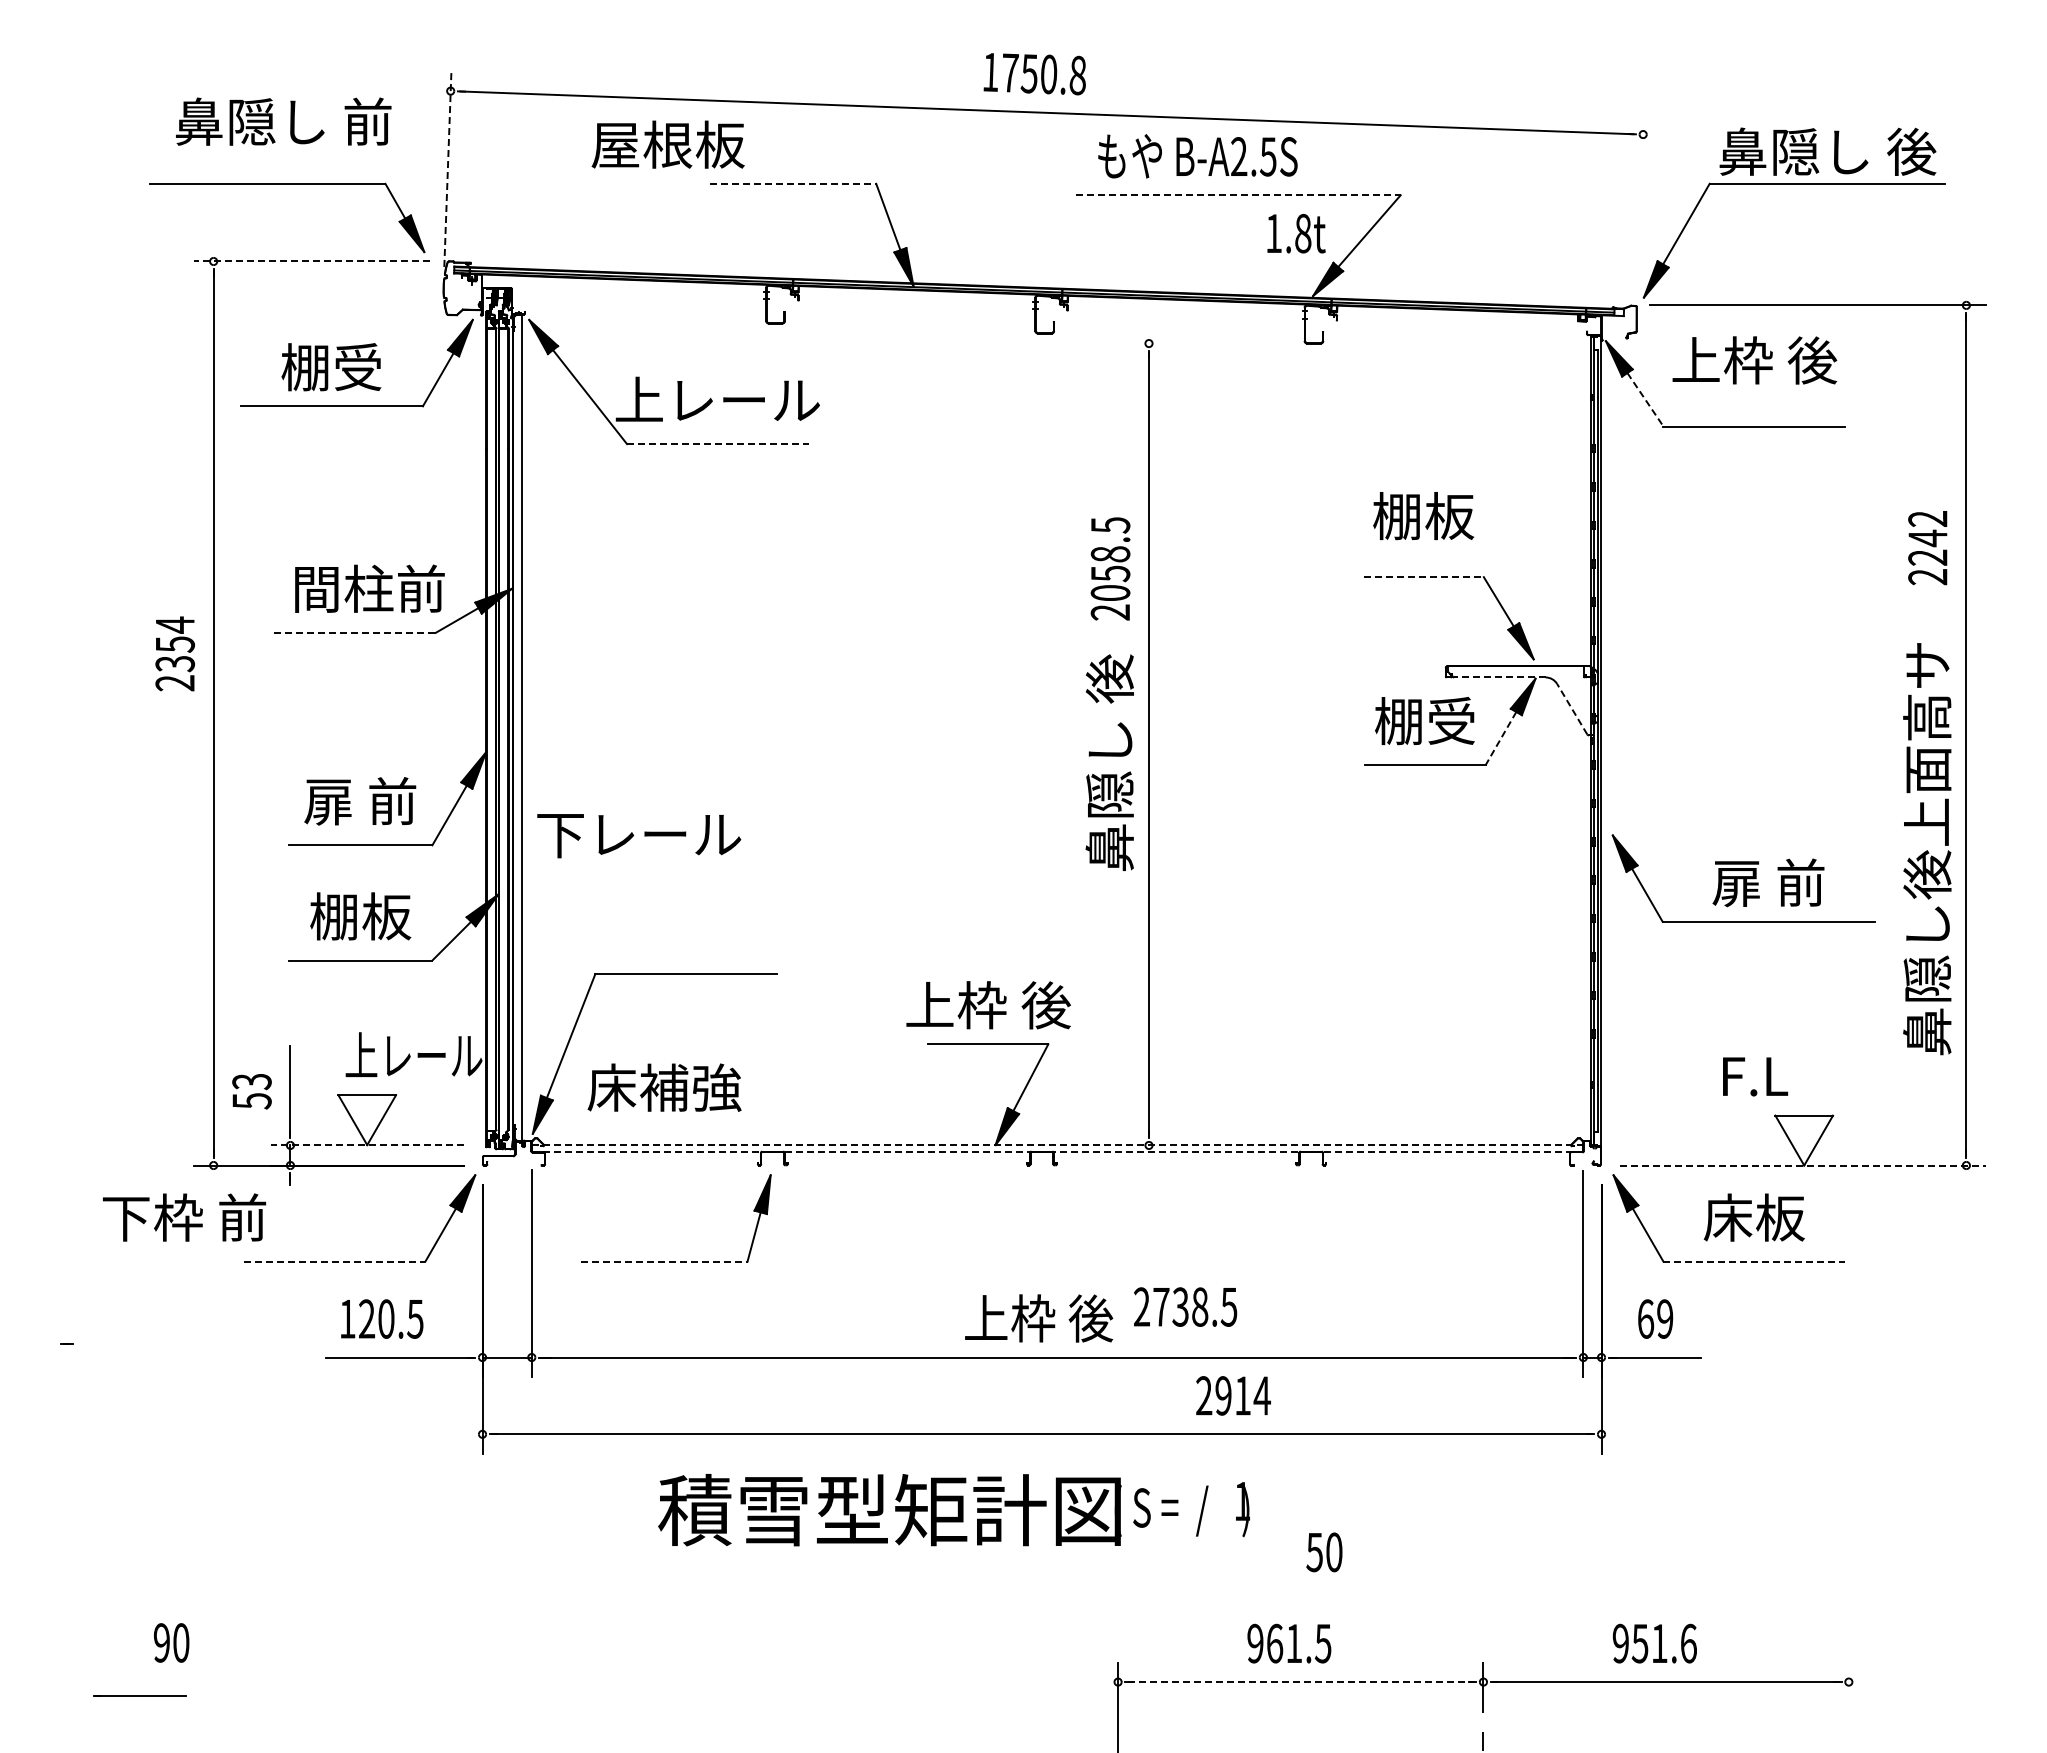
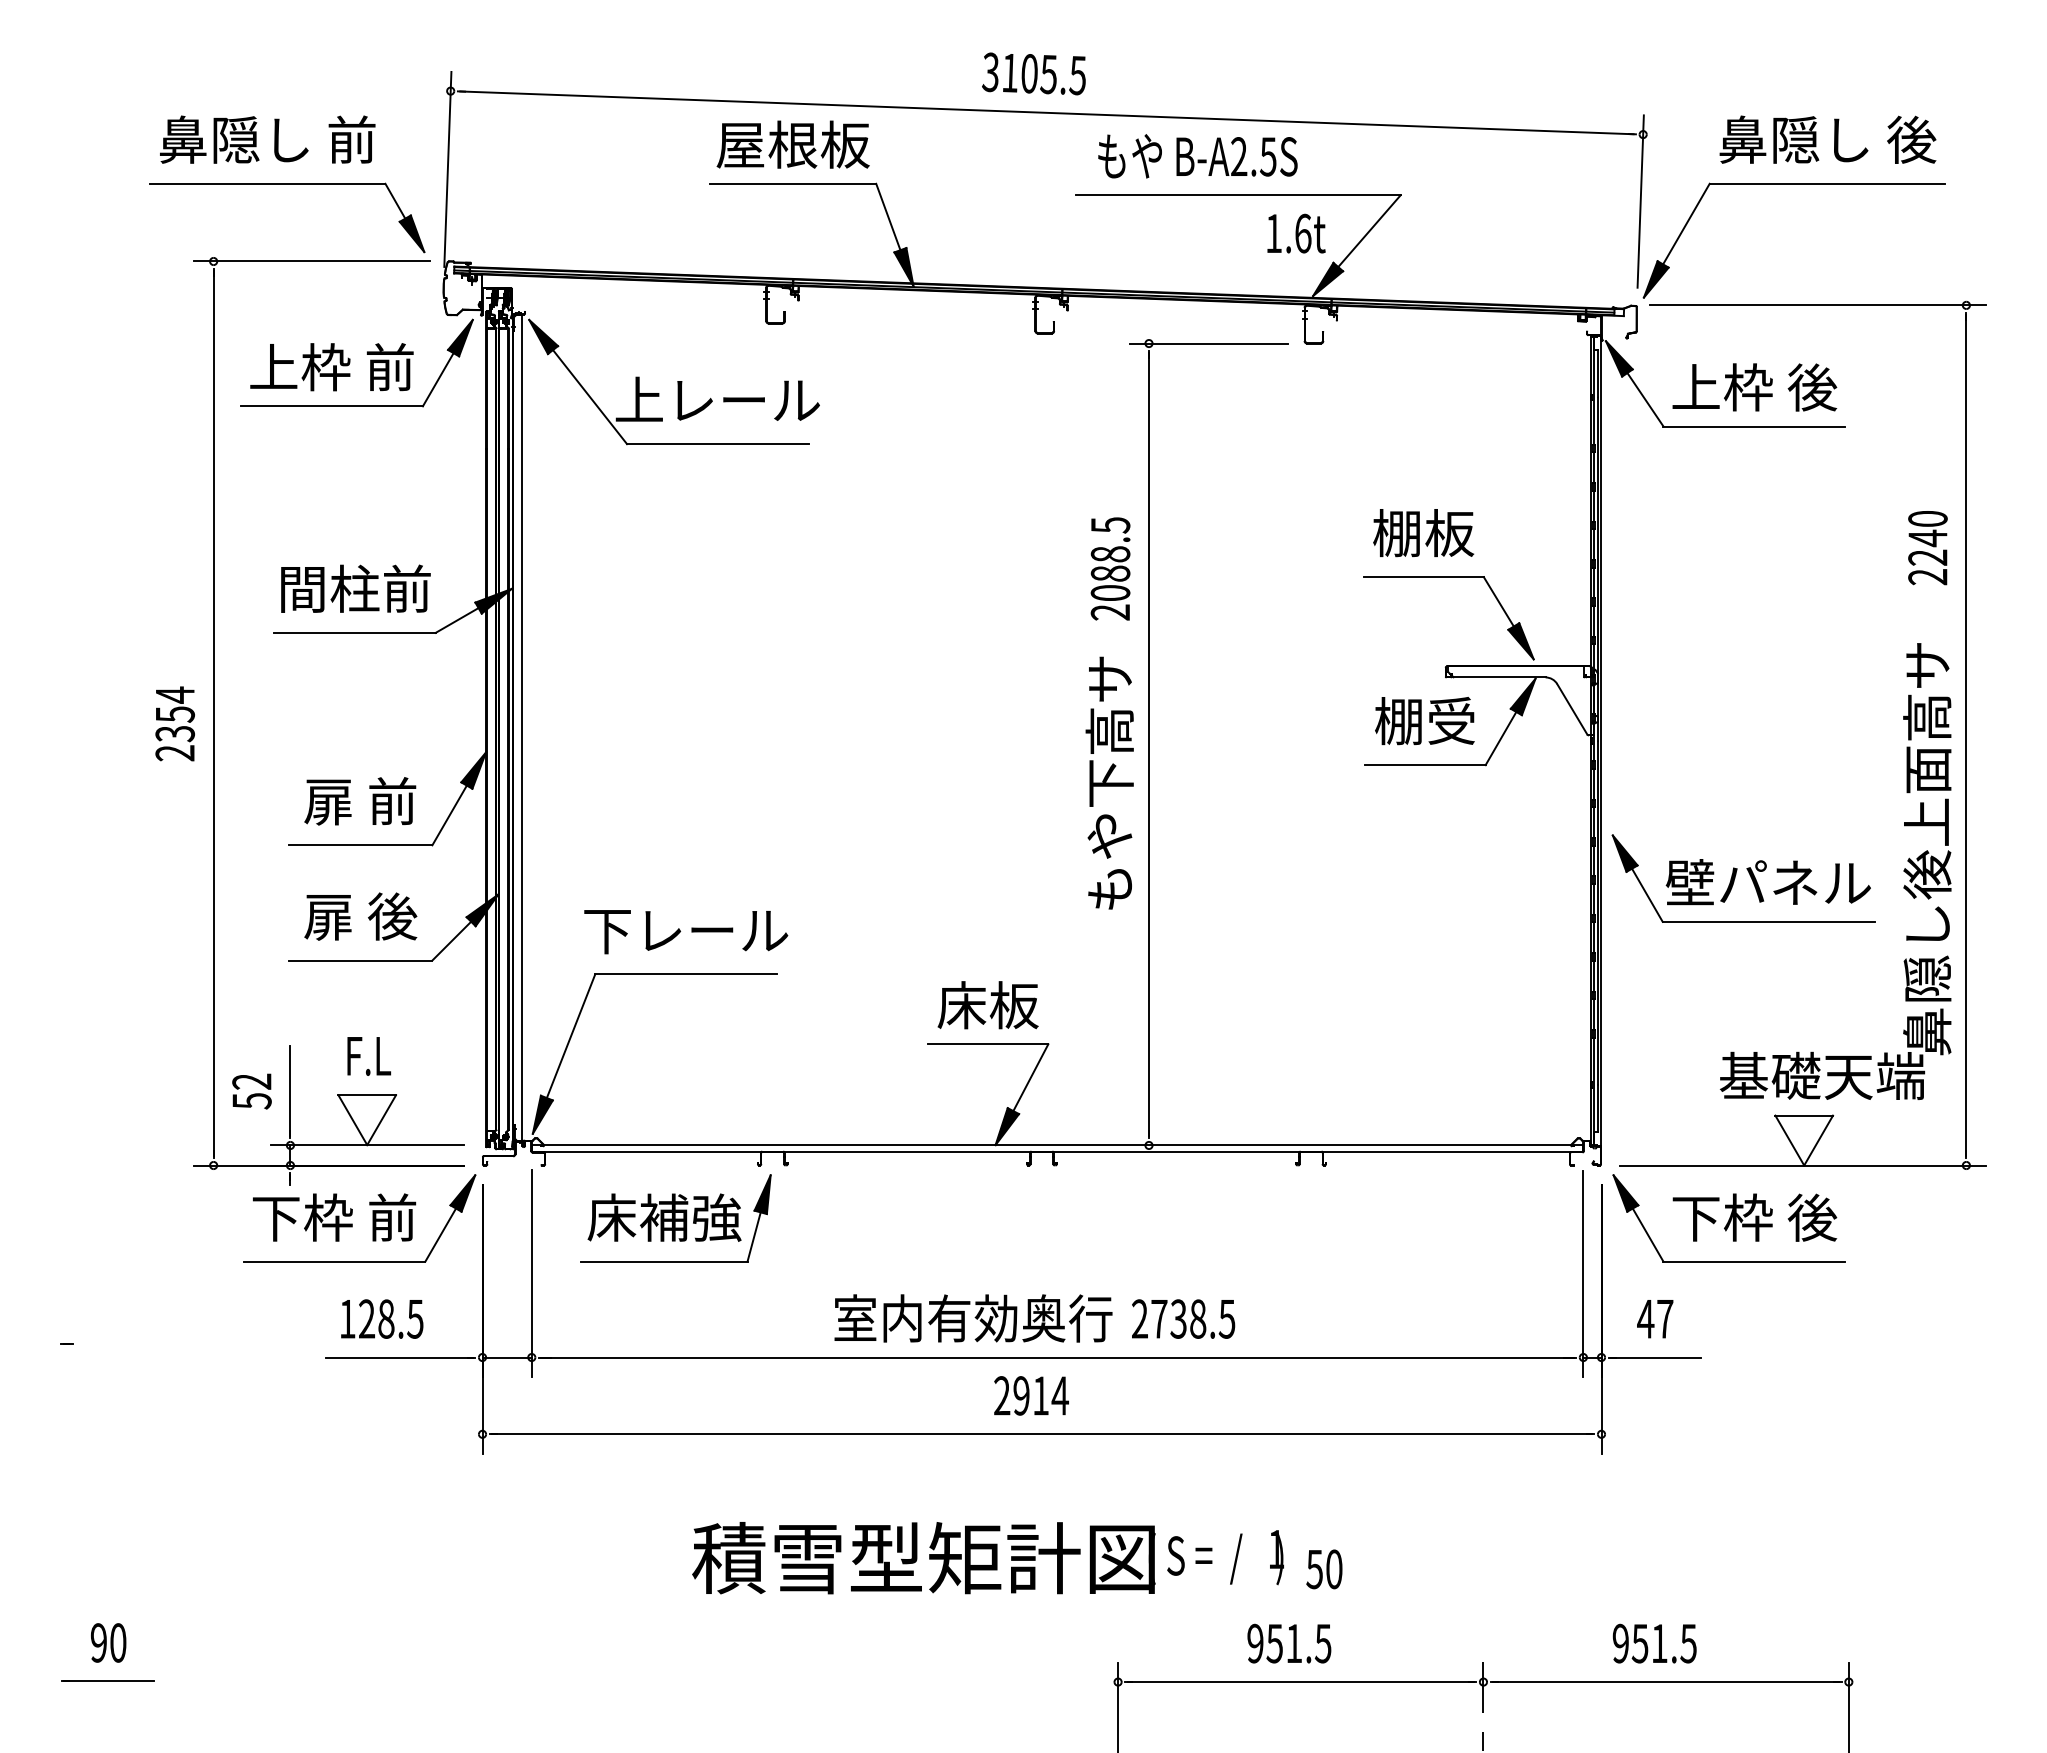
text: 1750.8 -> 3105.5 (1033, 73)
text position: (283, 121) -> (267, 139) (267, 139)
text position: (667, 144) -> (792, 144) (792, 144)
text position: (1827, 151) -> (1827, 139) (1827, 139)
line: dashed -> solid (447, 169)
line: dashed -> solid (793, 183)
line: dashed -> solid (1238, 195)
line: none -> present (1640, 201)
text: 1.8t -> 1.6t (1303, 233)
line: dashed -> solid (312, 261)
line: none -> present (1208, 343)
text position: (1754, 360) -> (1754, 387) (1754, 387)
text: 棚受 -> 上枠 前 (331, 367)
line: dashed -> solid (1645, 400)
line: dashed -> solid (717, 444)
text position: (1423, 516) -> (1423, 533) (1423, 533)
text: 2242 -> 2240 (1927, 518)
text: 2058.5 -> 2088.5 (1110, 573)
line: dashed -> solid (1424, 577)
text position: (369, 588) -> (355, 588) (355, 588)
line: dashed -> solid (355, 632)
text position: (174, 653) -> (174, 723) (174, 723)
line: dashed -> solid (1499, 677)
line: dashed -> solid (1571, 708)
line: dashed -> solid (1500, 738)
text: 鼻隠し 後 -> もや下高サ (1109, 781)
text position: (639, 836) -> (686, 932) (686, 932)
text: 扉 前 -> 壁パネル (1767, 882)
text: 棚板 -> 扉 後 (360, 916)
text: 上枠 後 -> 床板 (988, 1005)
text: 上レール -> F.L (413, 1054)
text: F.L -> 基礎天端 (1822, 1075)
text: 53 -> 52 (252, 1081)
text position: (664, 1087) -> (664, 1217) (664, 1217)
line: dashed -> solid (366, 1145)
line: dashed -> solid (1058, 1145)
line: dashed -> solid (1058, 1152)
line: dashed -> solid (1802, 1165)
text position: (184, 1217) -> (334, 1217) (334, 1217)
text: 床板 -> 下枠 後 (1754, 1217)
line: dashed -> solid (334, 1261)
line: dashed -> solid (664, 1261)
line: dashed -> solid (1754, 1261)
text position: (1185, 1306) -> (1183, 1318) (1183, 1318)
text: 120.5 -> 128.5 (386, 1318)
text: 上枠 後 -> 室内有効奥行 (973, 1318)
text: 69 -> 47 (1655, 1318)
text position: (1233, 1395) -> (1031, 1395) (1031, 1395)
text position: (953, 1510) -> (987, 1558) (987, 1558)
text position: (1324, 1552) -> (1324, 1569) (1324, 1569)
text position: (171, 1642) -> (108, 1642) (108, 1642)
text: 961.5 -> 951.5 (1274, 1643)
text: 951.6 -> 951.5 (1688, 1643)
line: dashed -> solid (1301, 1682)
line position: (139, 1695) -> (107, 1680) (107, 1680)
line: none -> present (1848, 1705)
